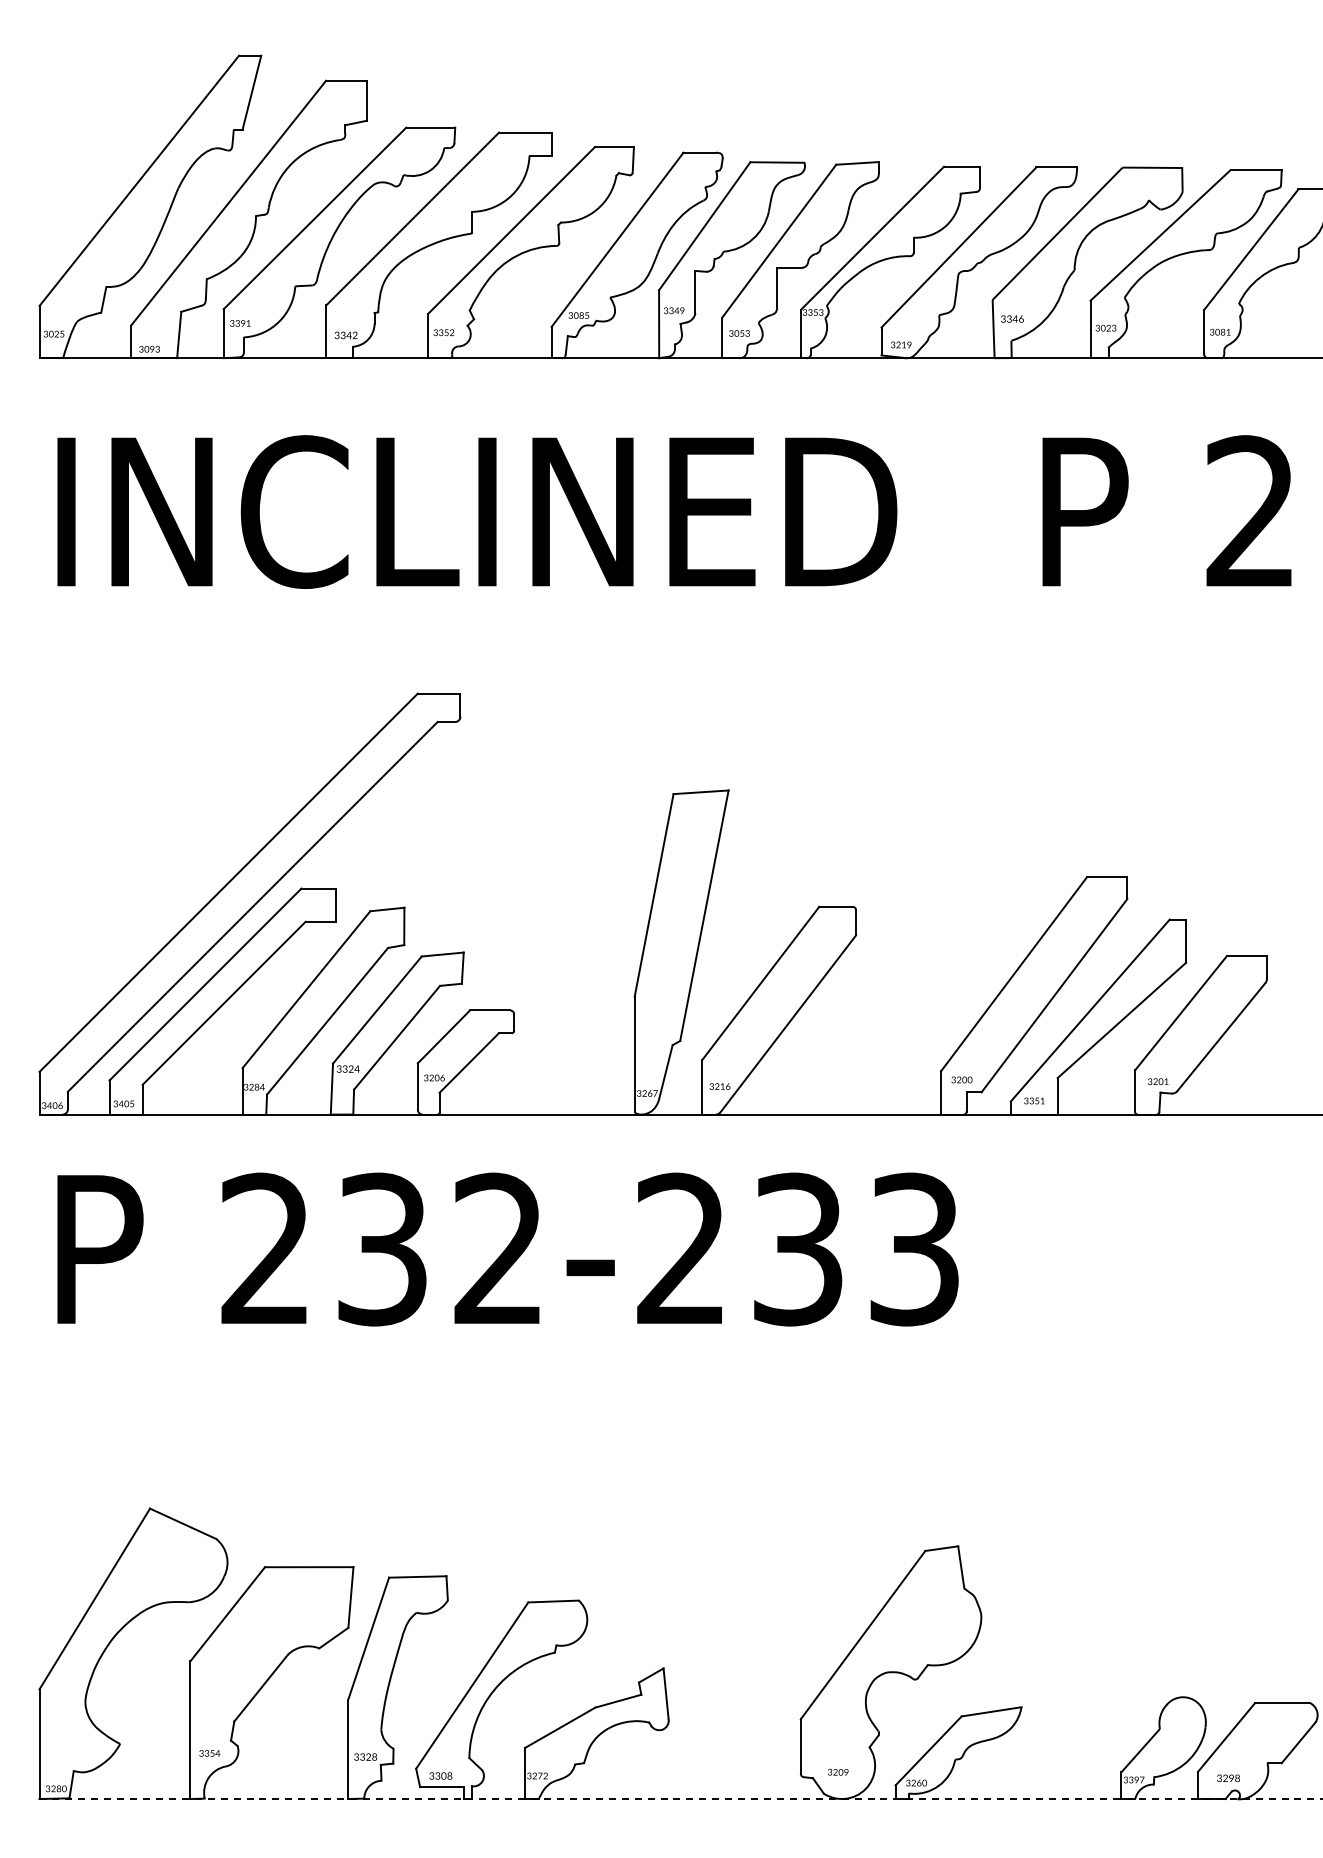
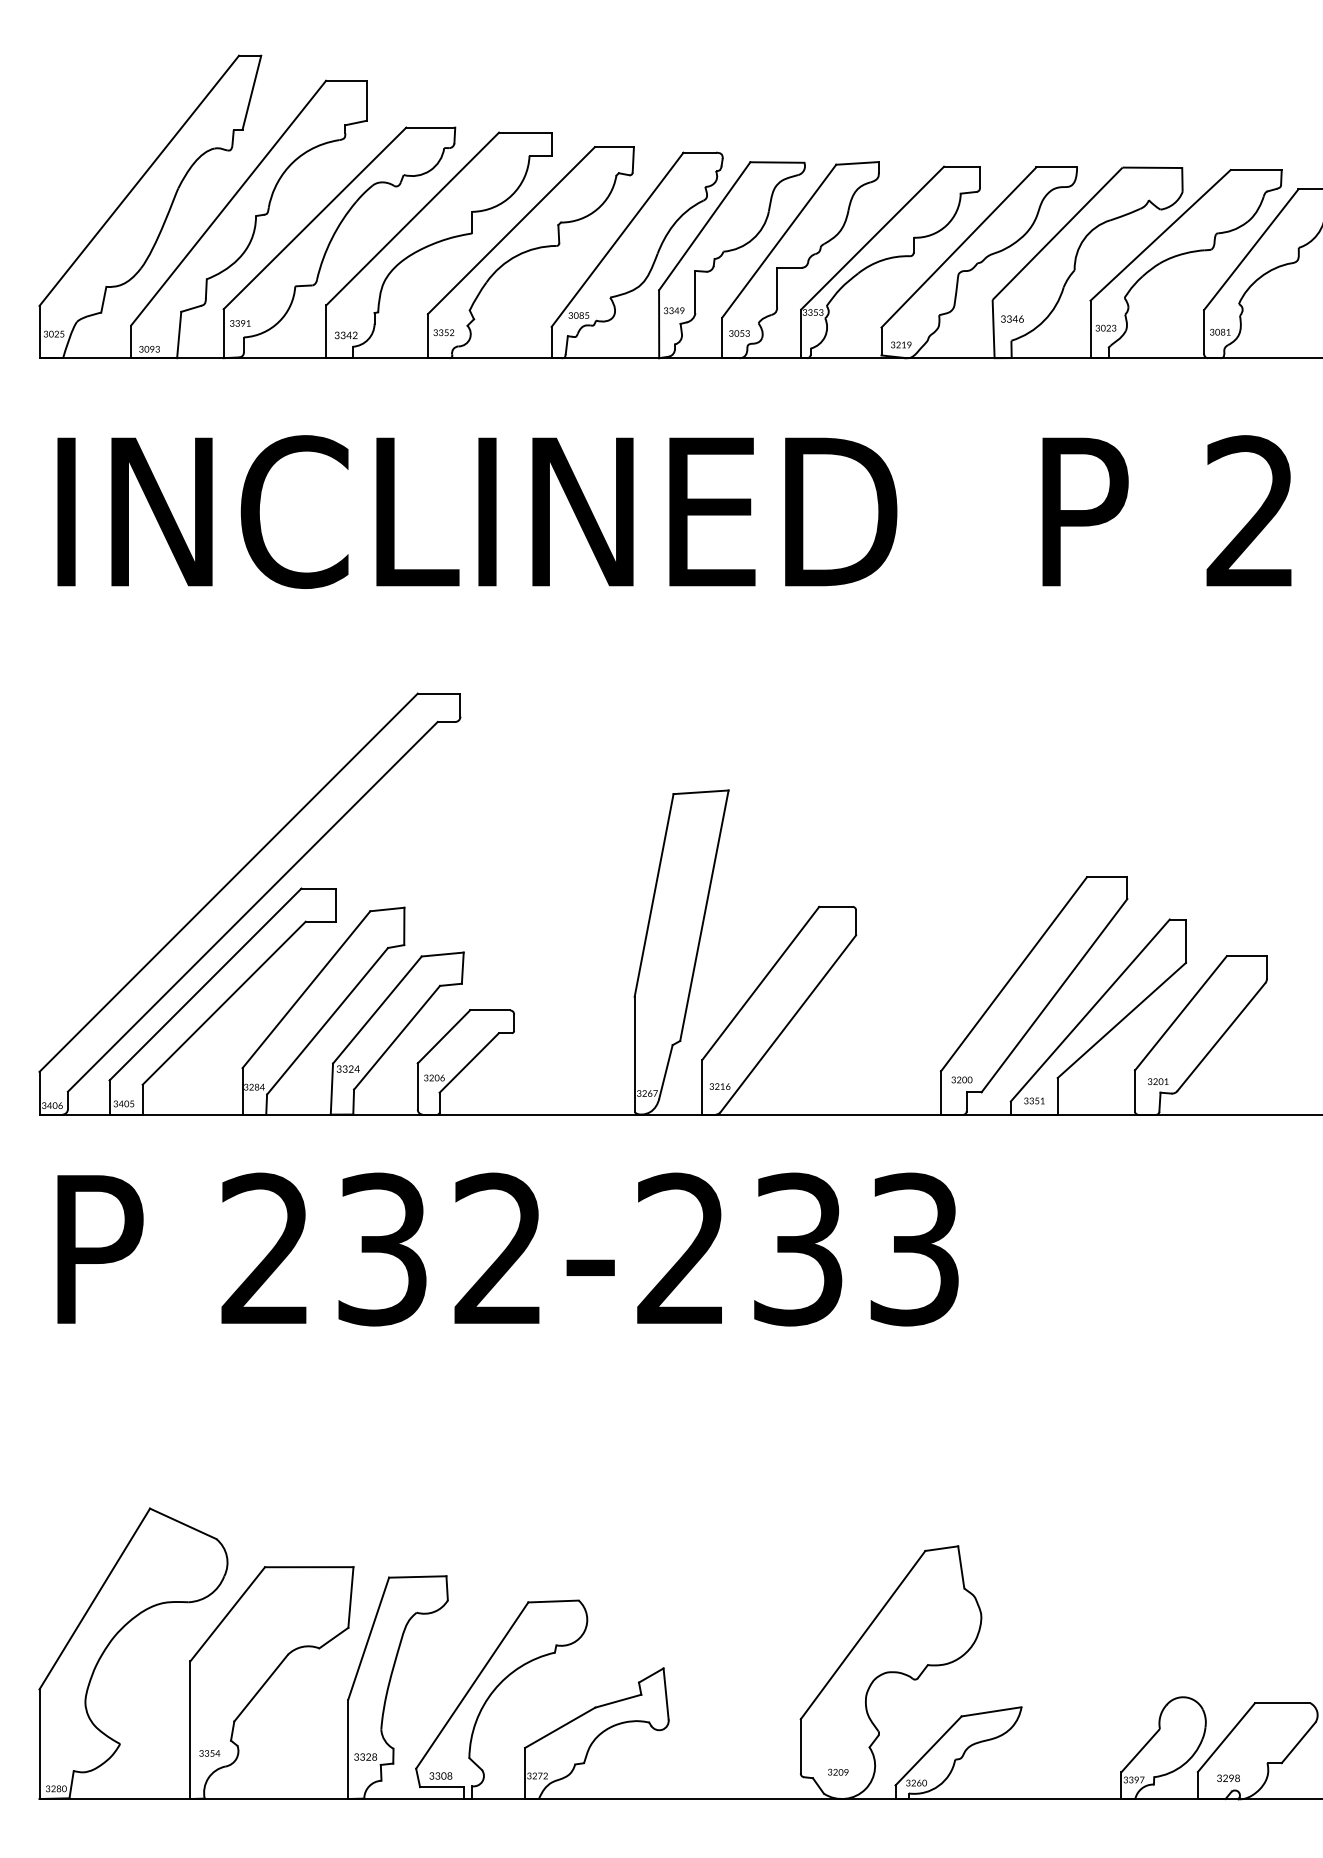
line: dashed -> solid (681, 1799)
